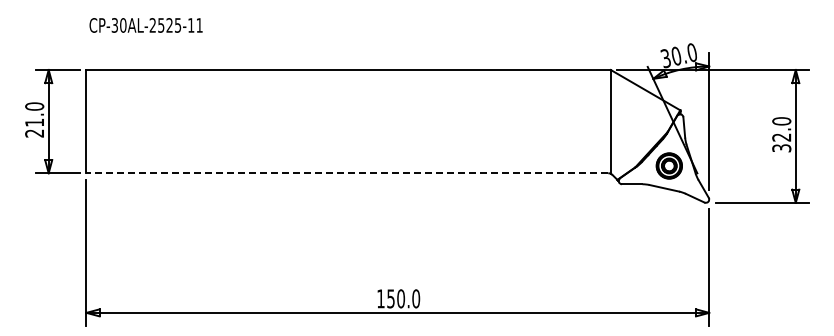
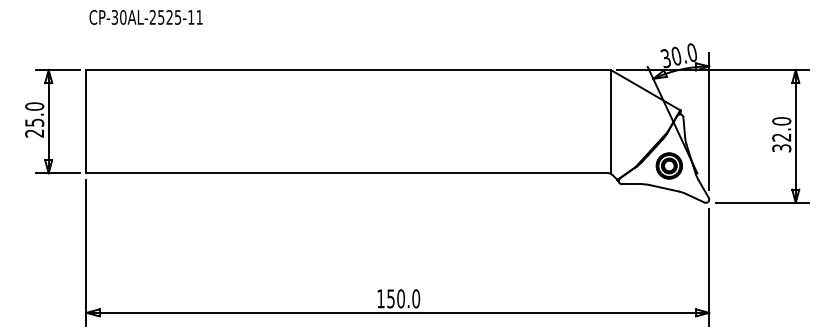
text position: (145, 25) -> (145, 17) (145, 17)
text: 21.0 -> 25.0 (34, 122)
line: dashed -> solid (347, 173)
